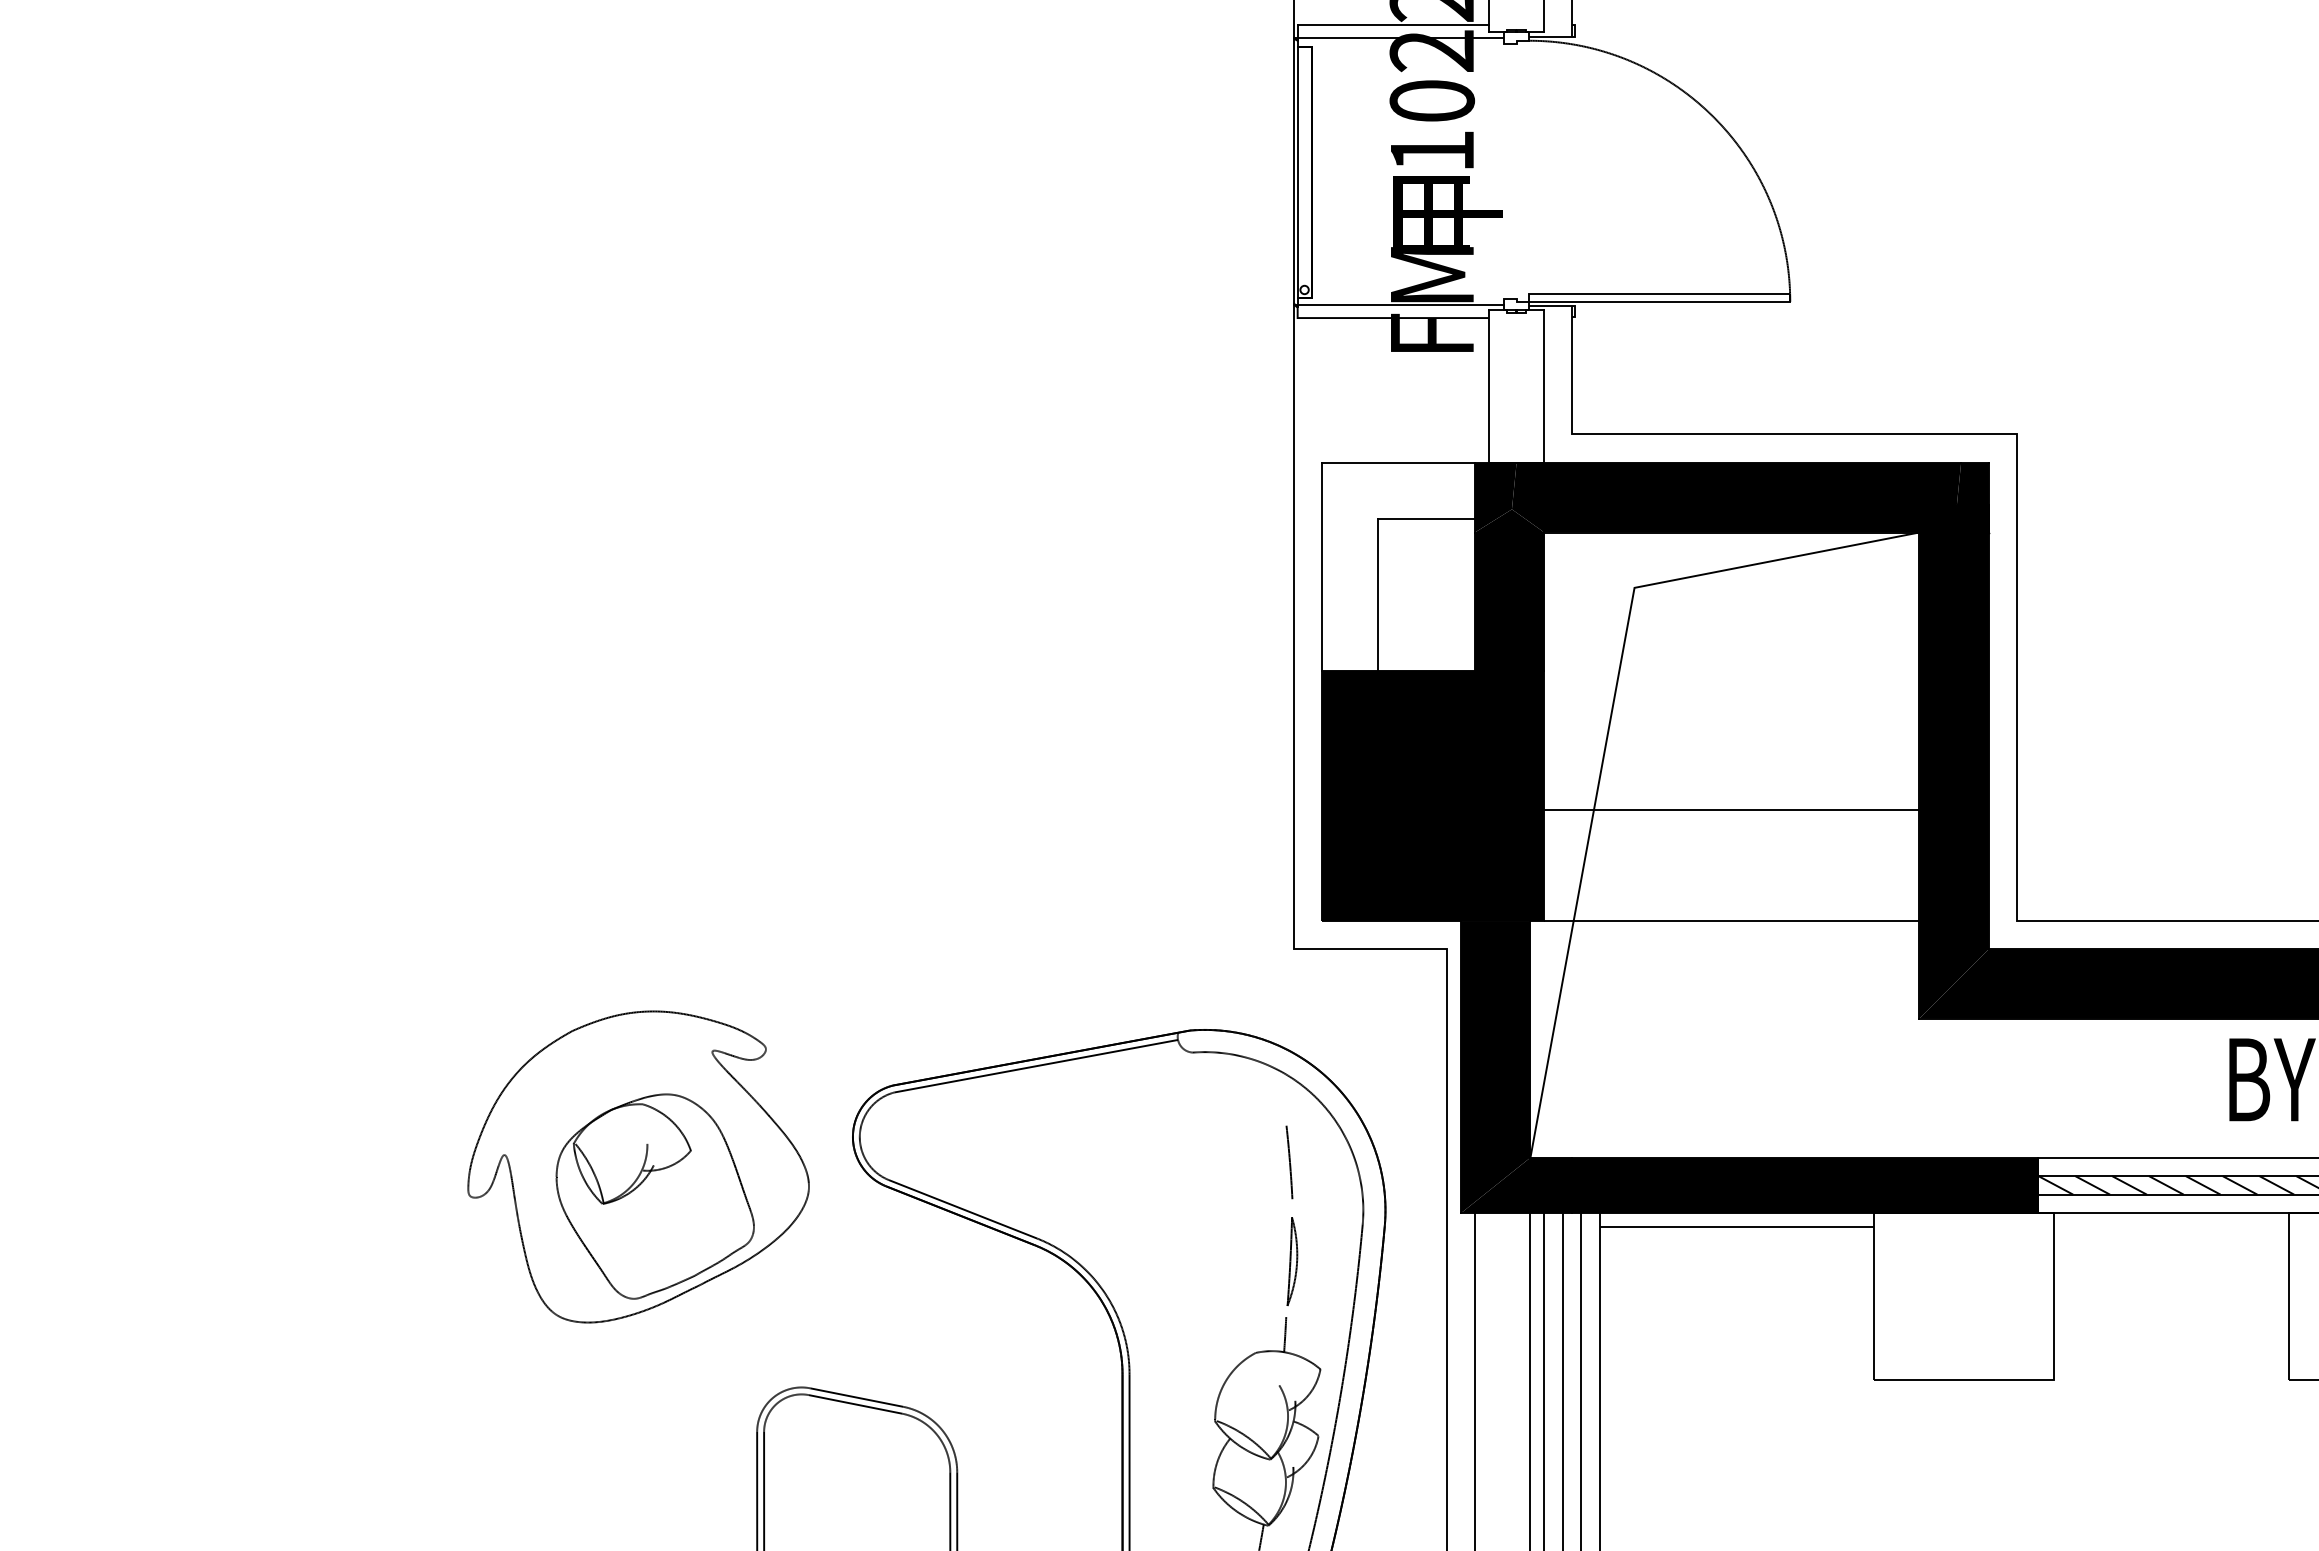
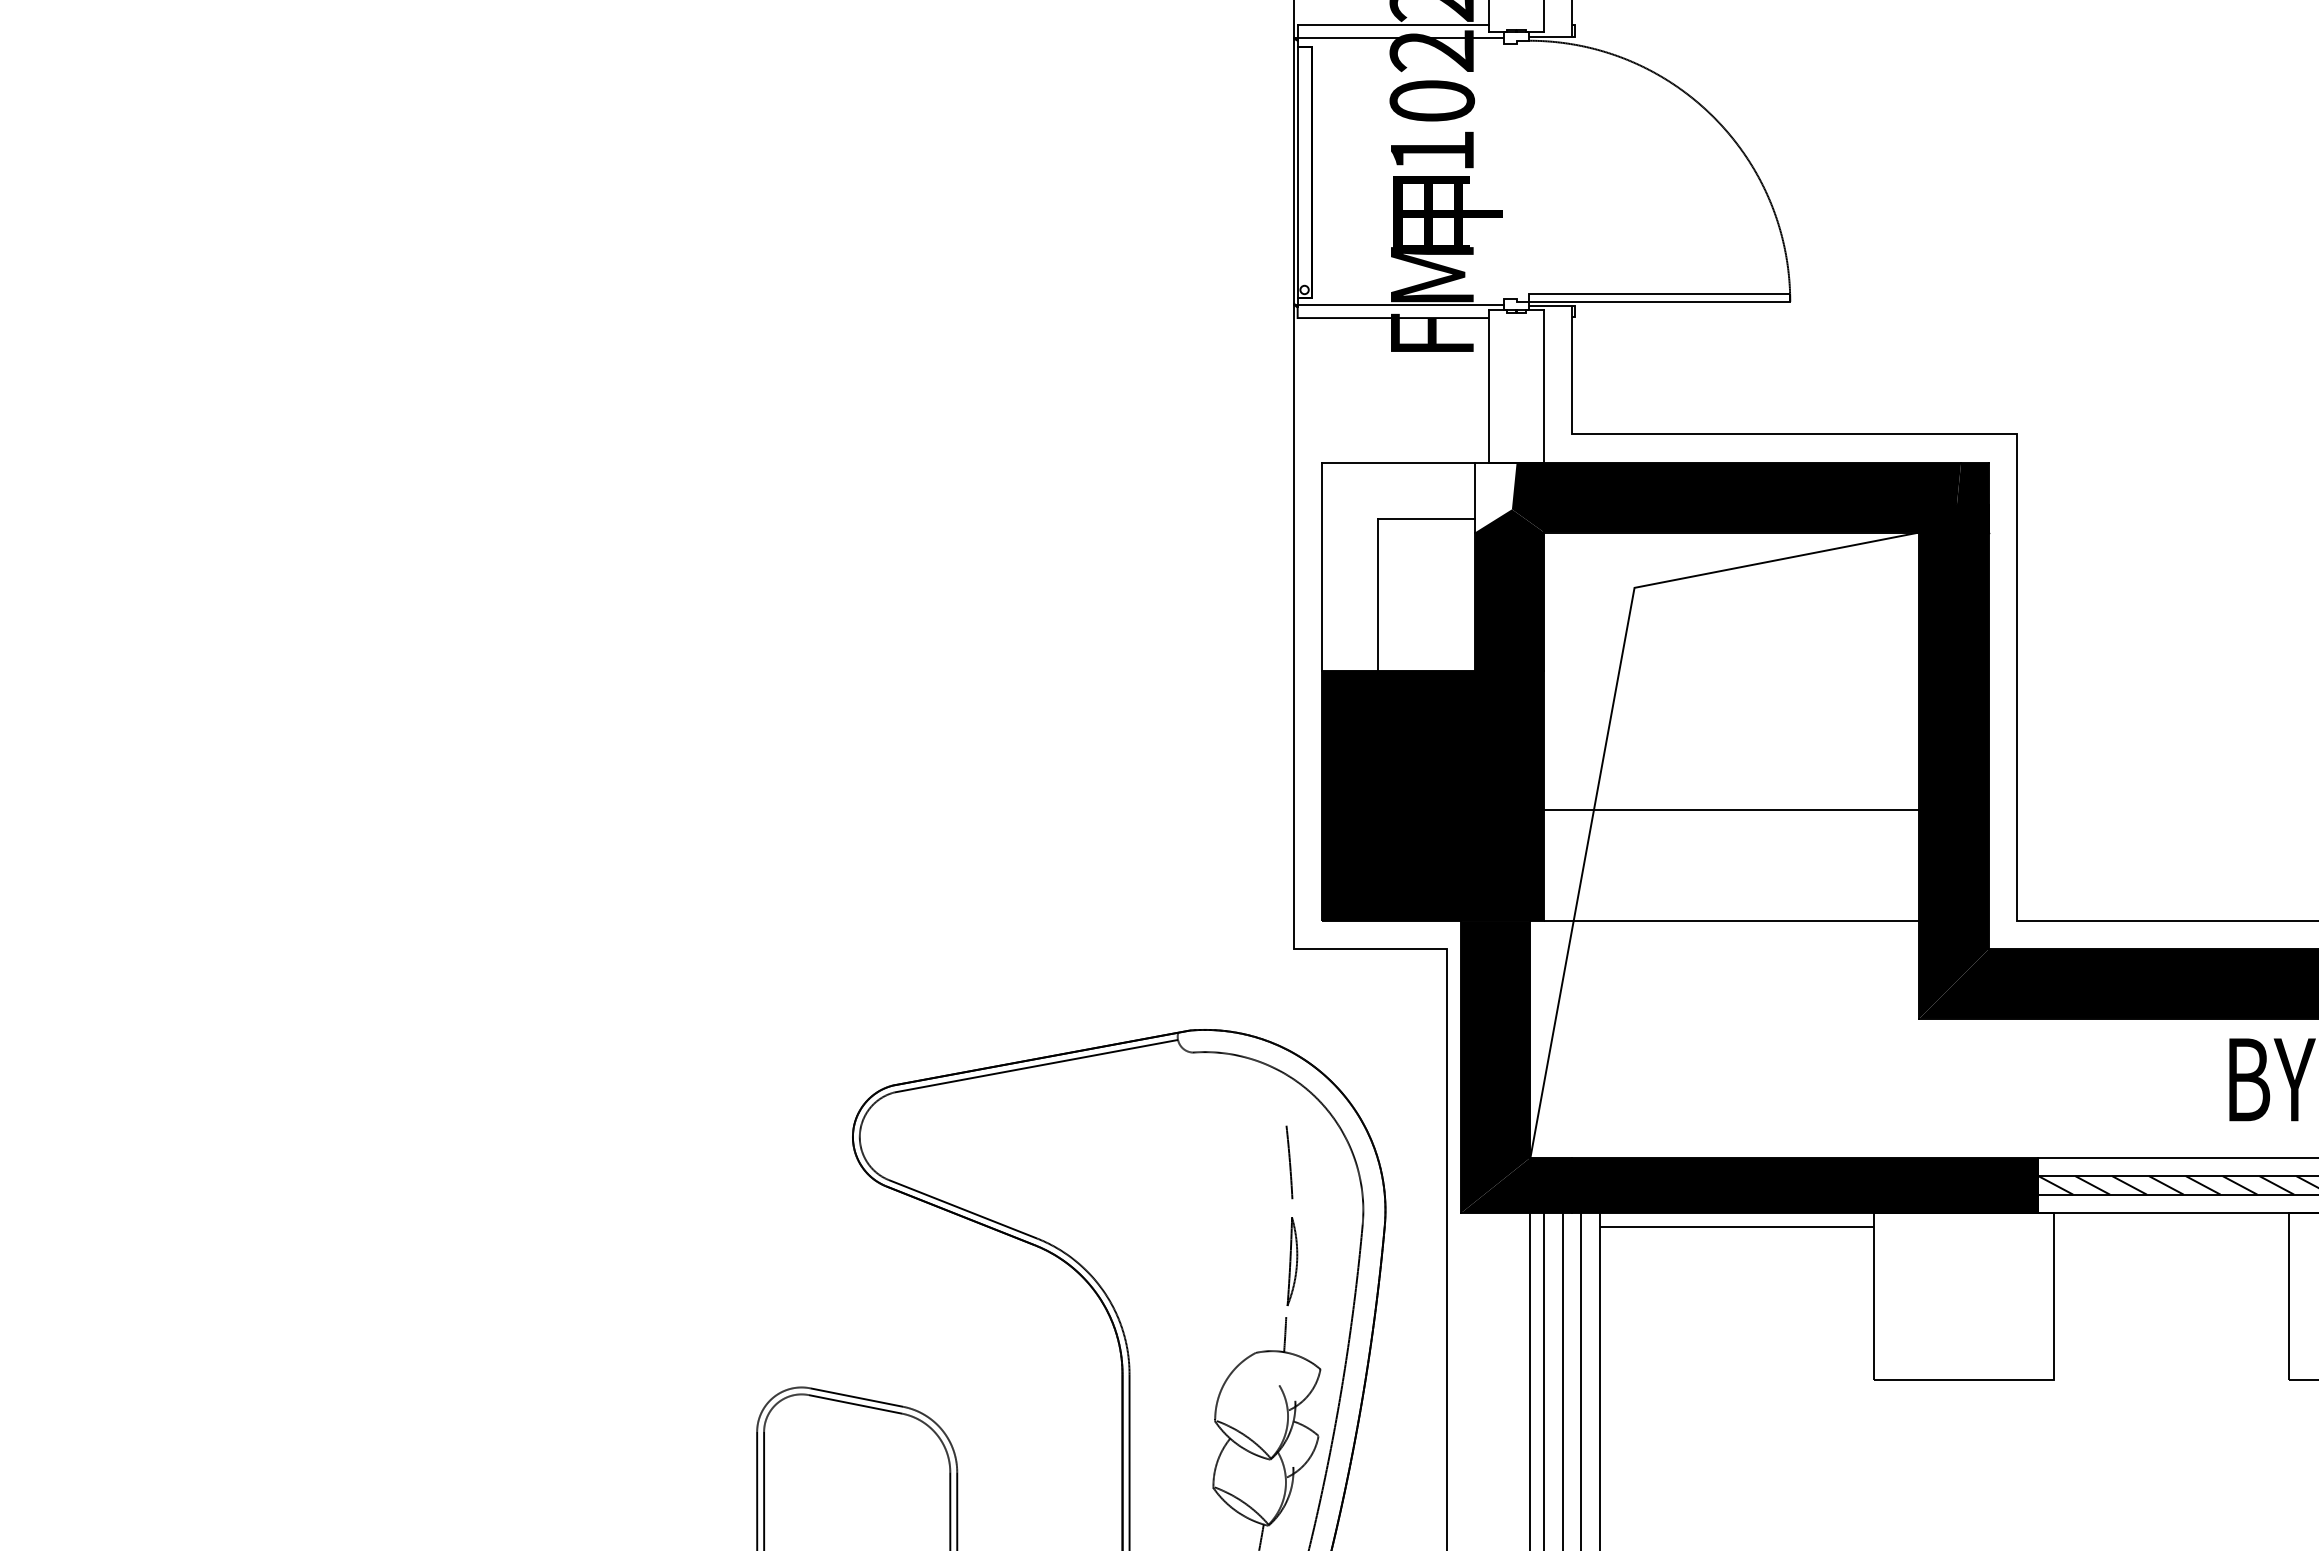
fill: present -> none (1495, 497)
part: present -> none (638, 1166)
line: present -> none (1474, 1380)
